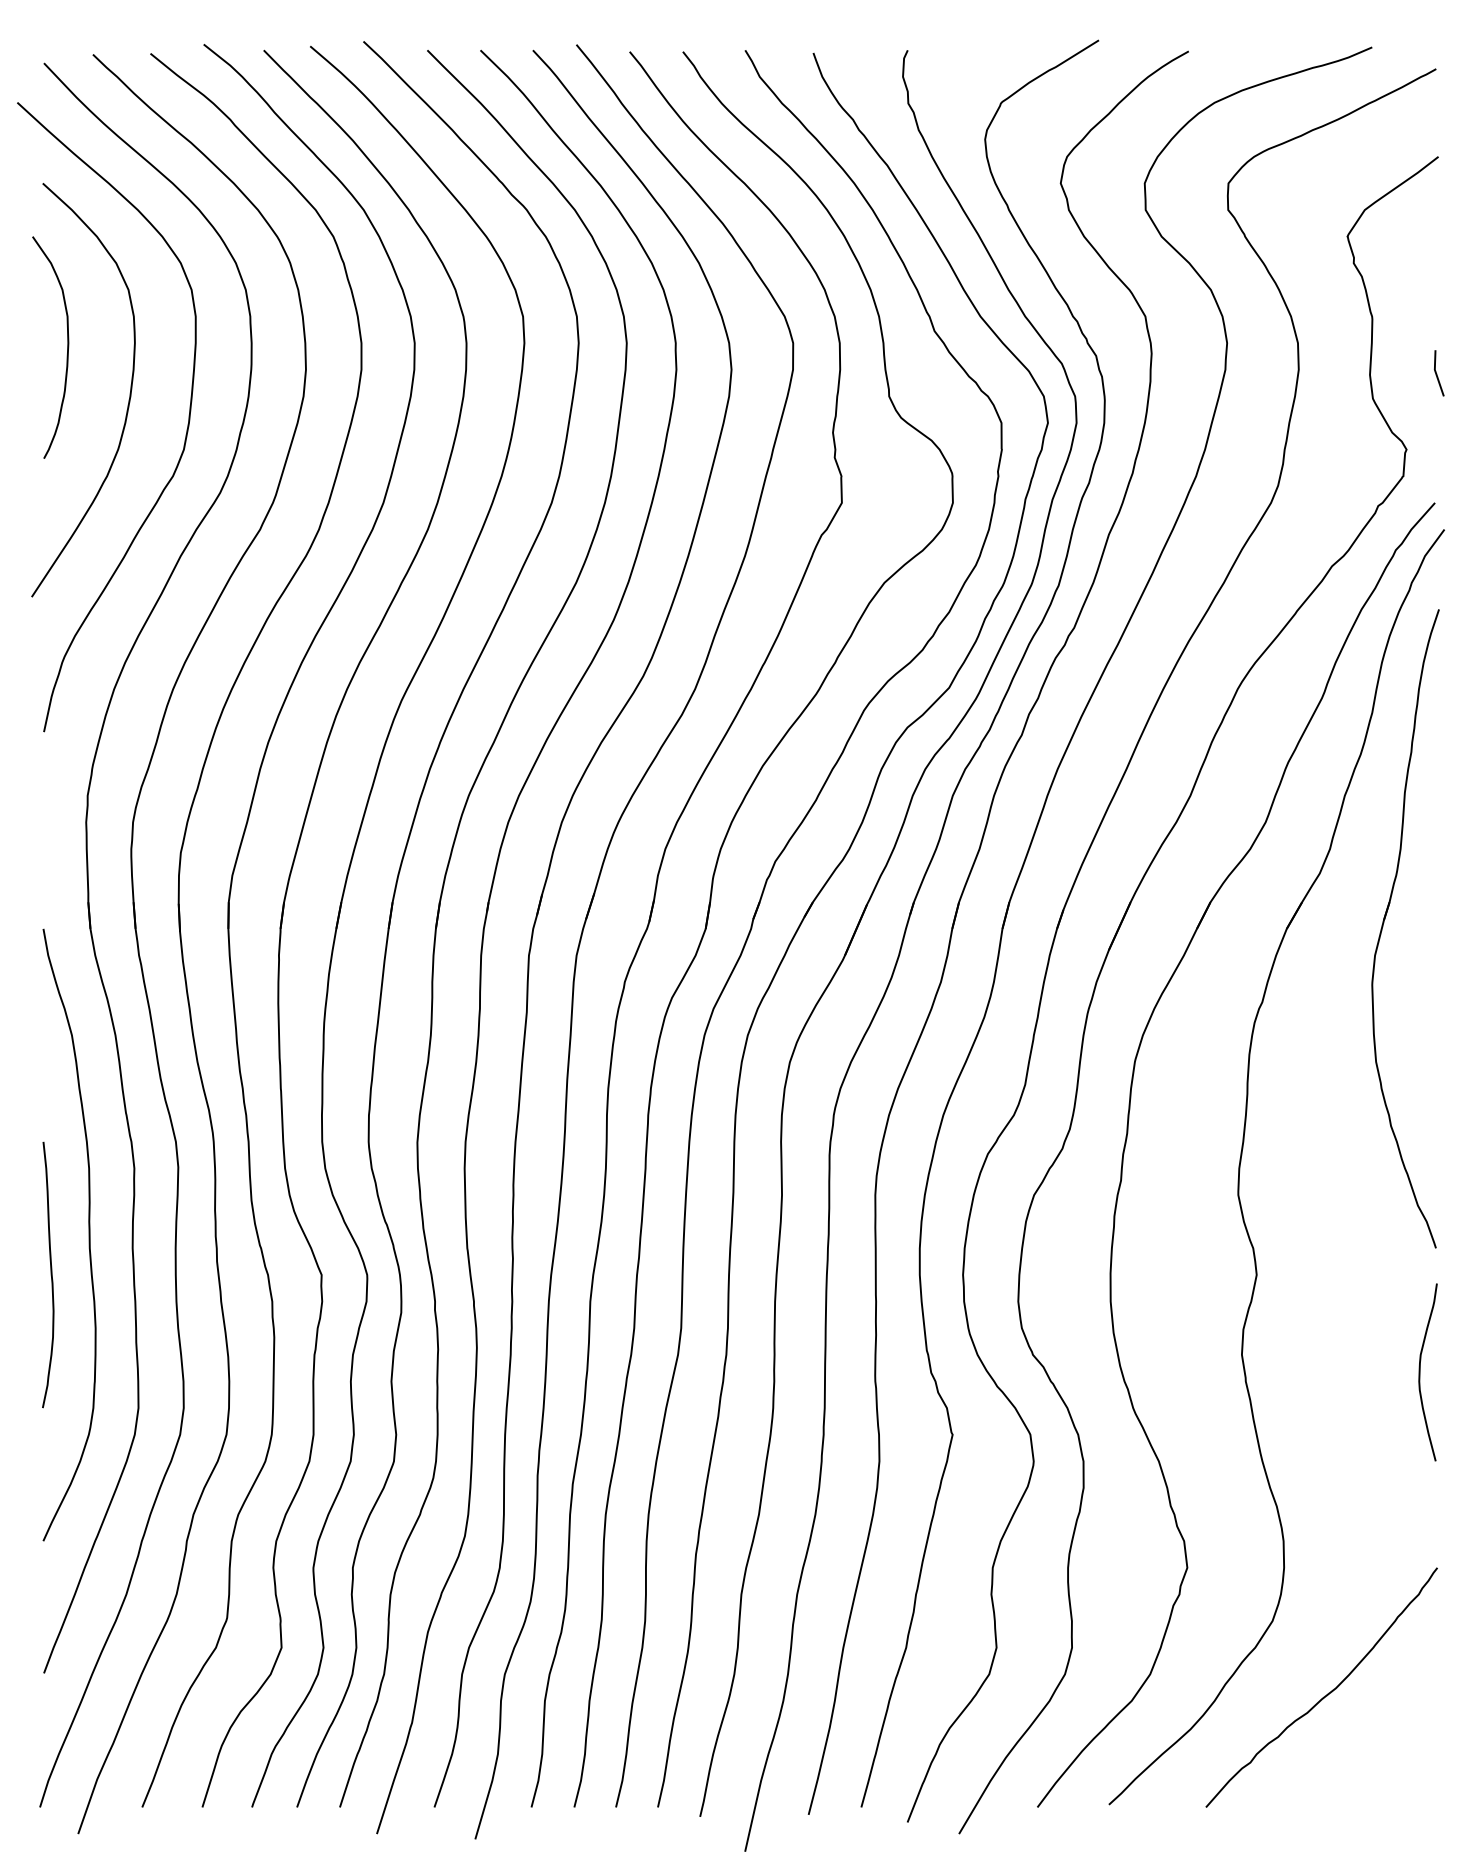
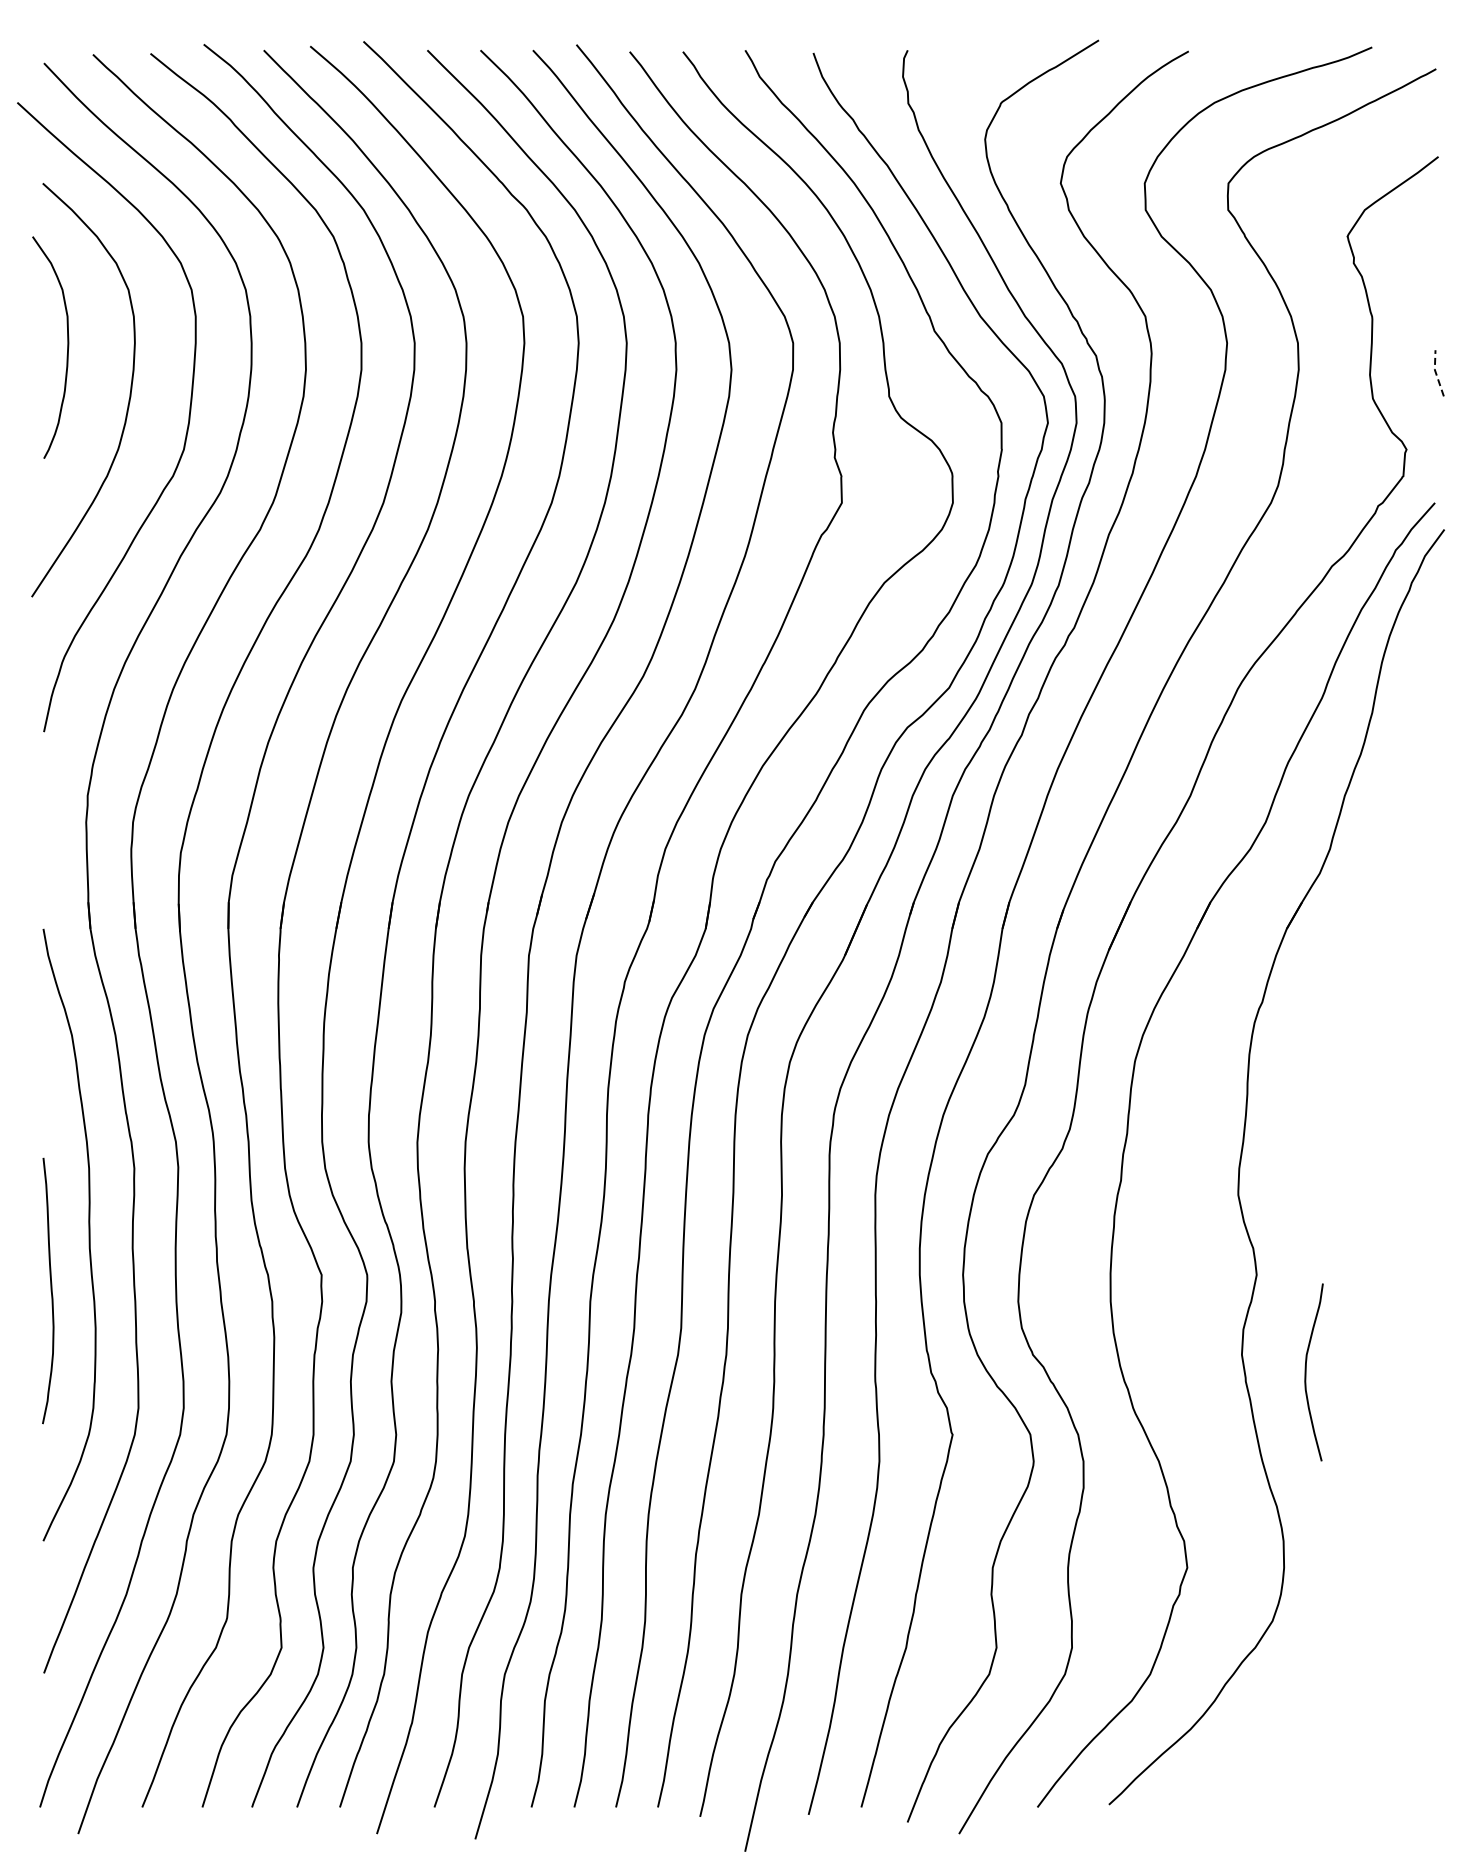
line: solid -> dashed (1436, 373)
part: present -> none (1384, 923)
curve position: (50, 1274) -> (50, 1290) (50, 1290)
curve position: (1420, 1372) -> (1306, 1372) (1306, 1372)
curve: present -> none (1327, 1693)
